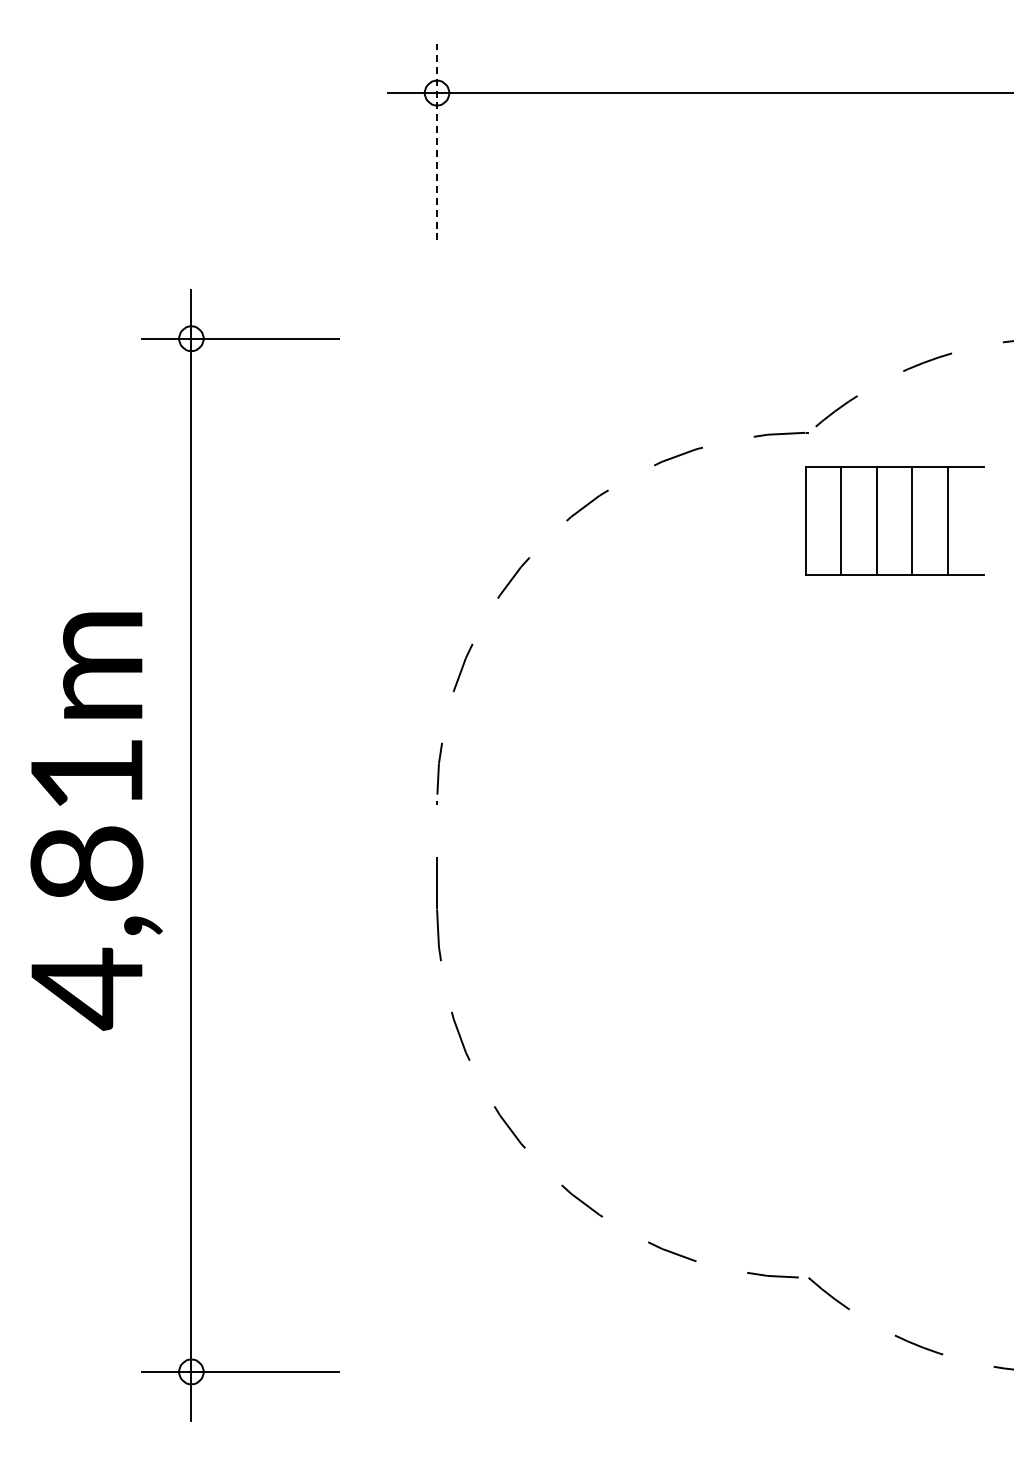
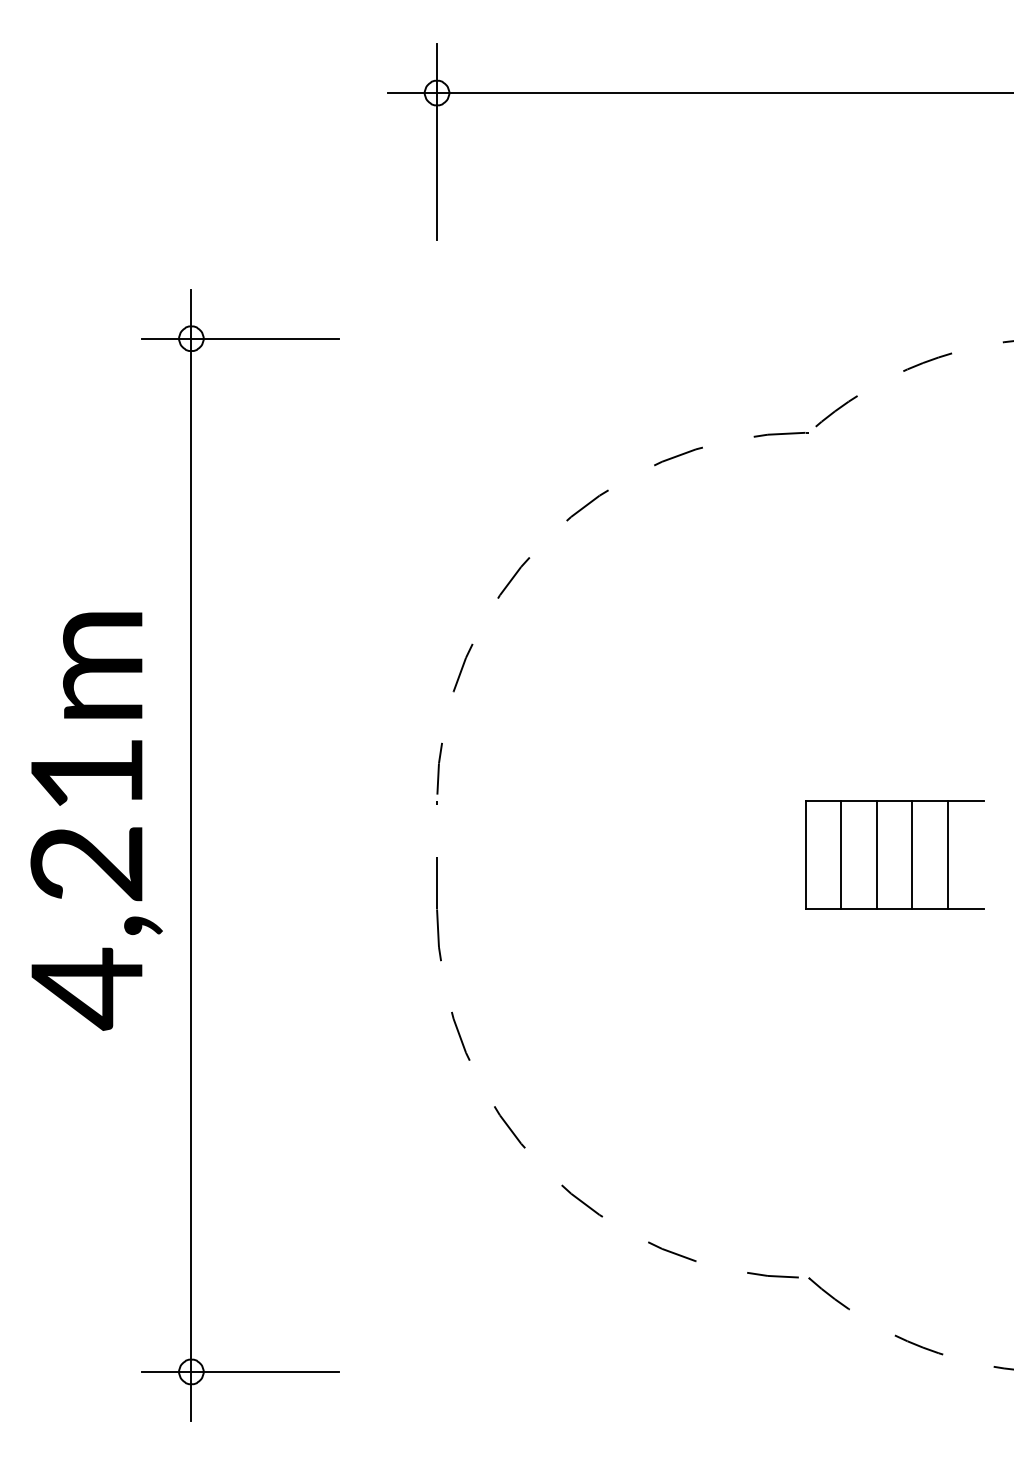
line: dashed -> solid (437, 141)
part position: (894, 520) -> (894, 854) (894, 854)
text: 4,81m -> 4,21m (86, 863)
